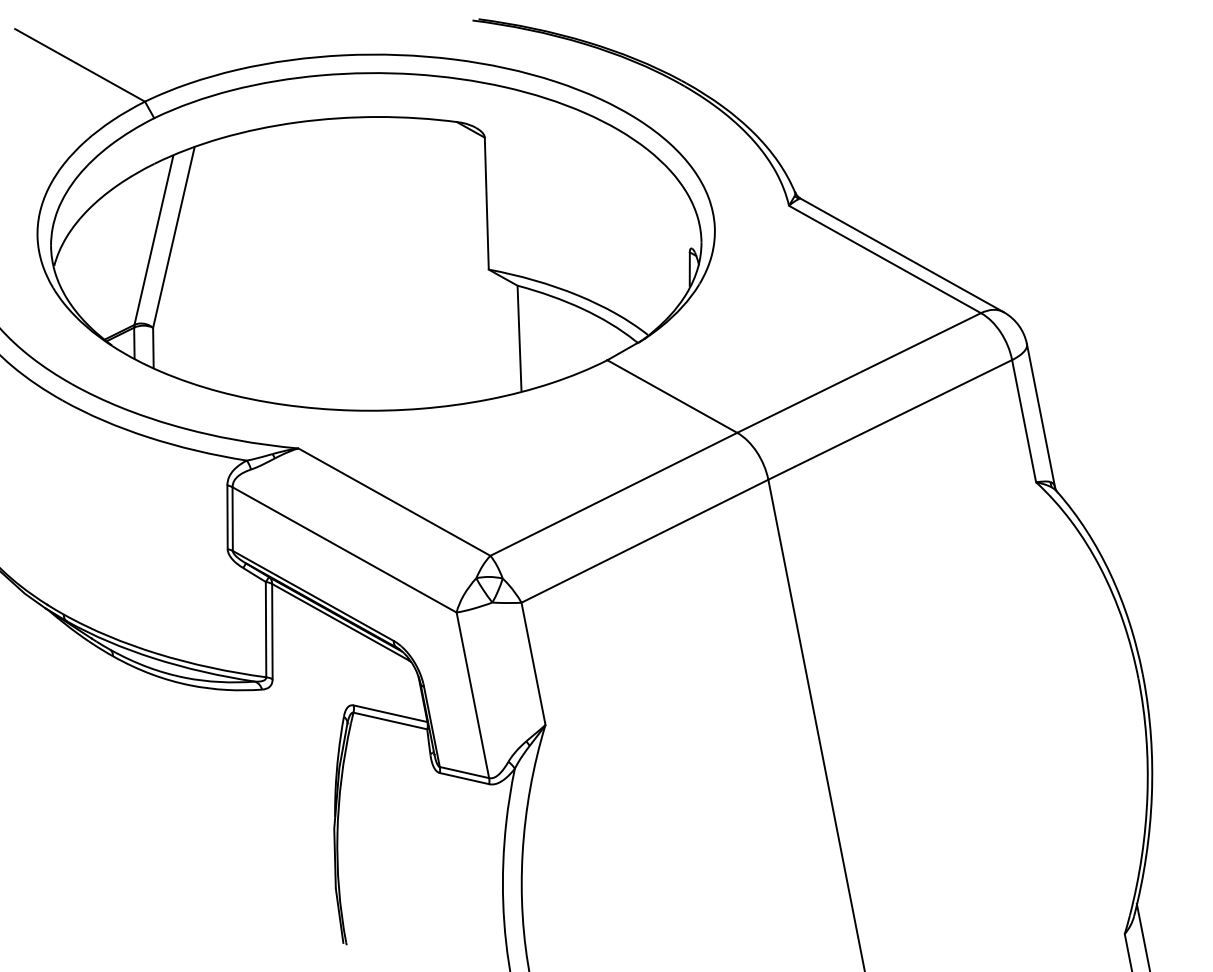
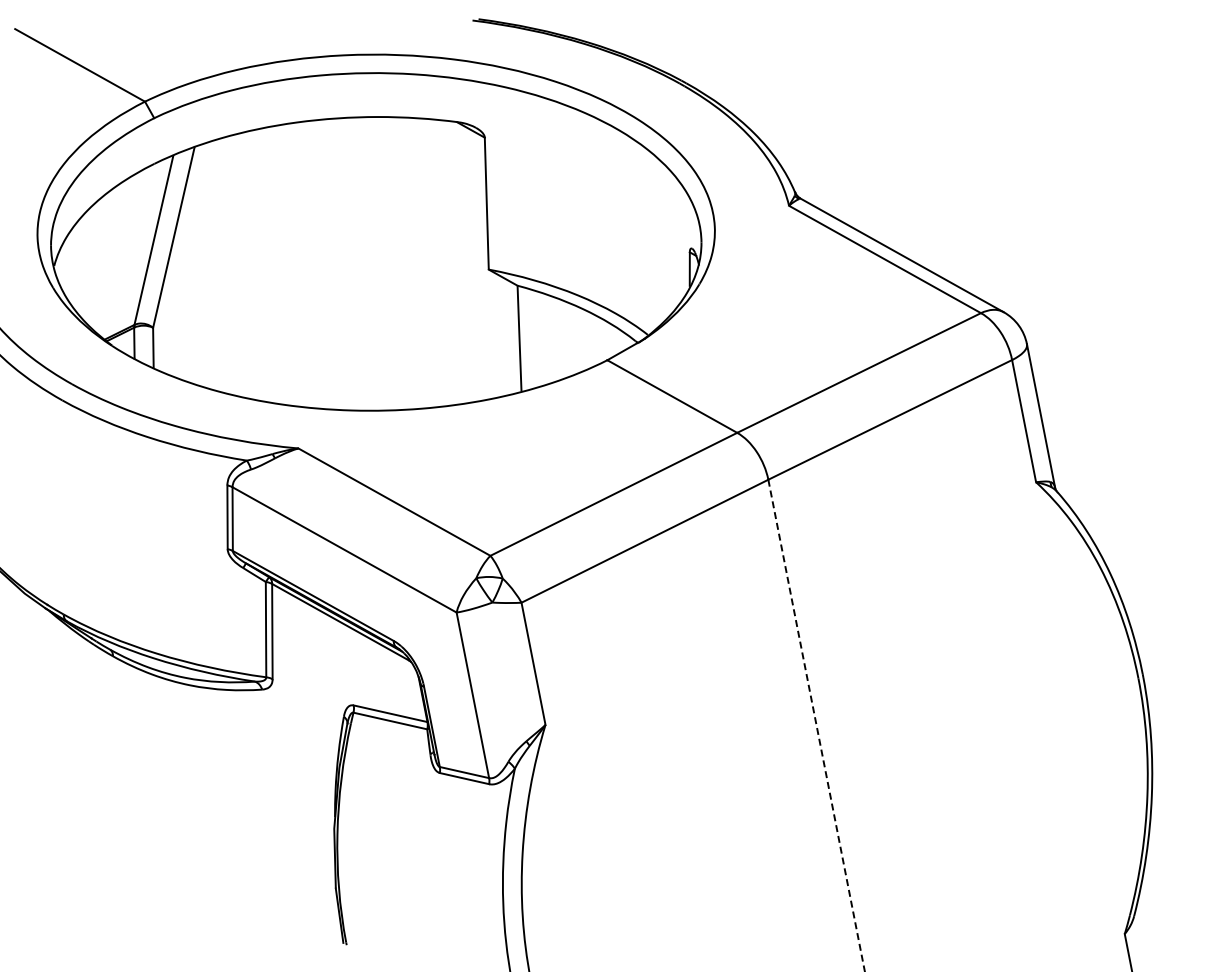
line: solid -> dashed (816, 725)
line: present -> none (1142, 935)
